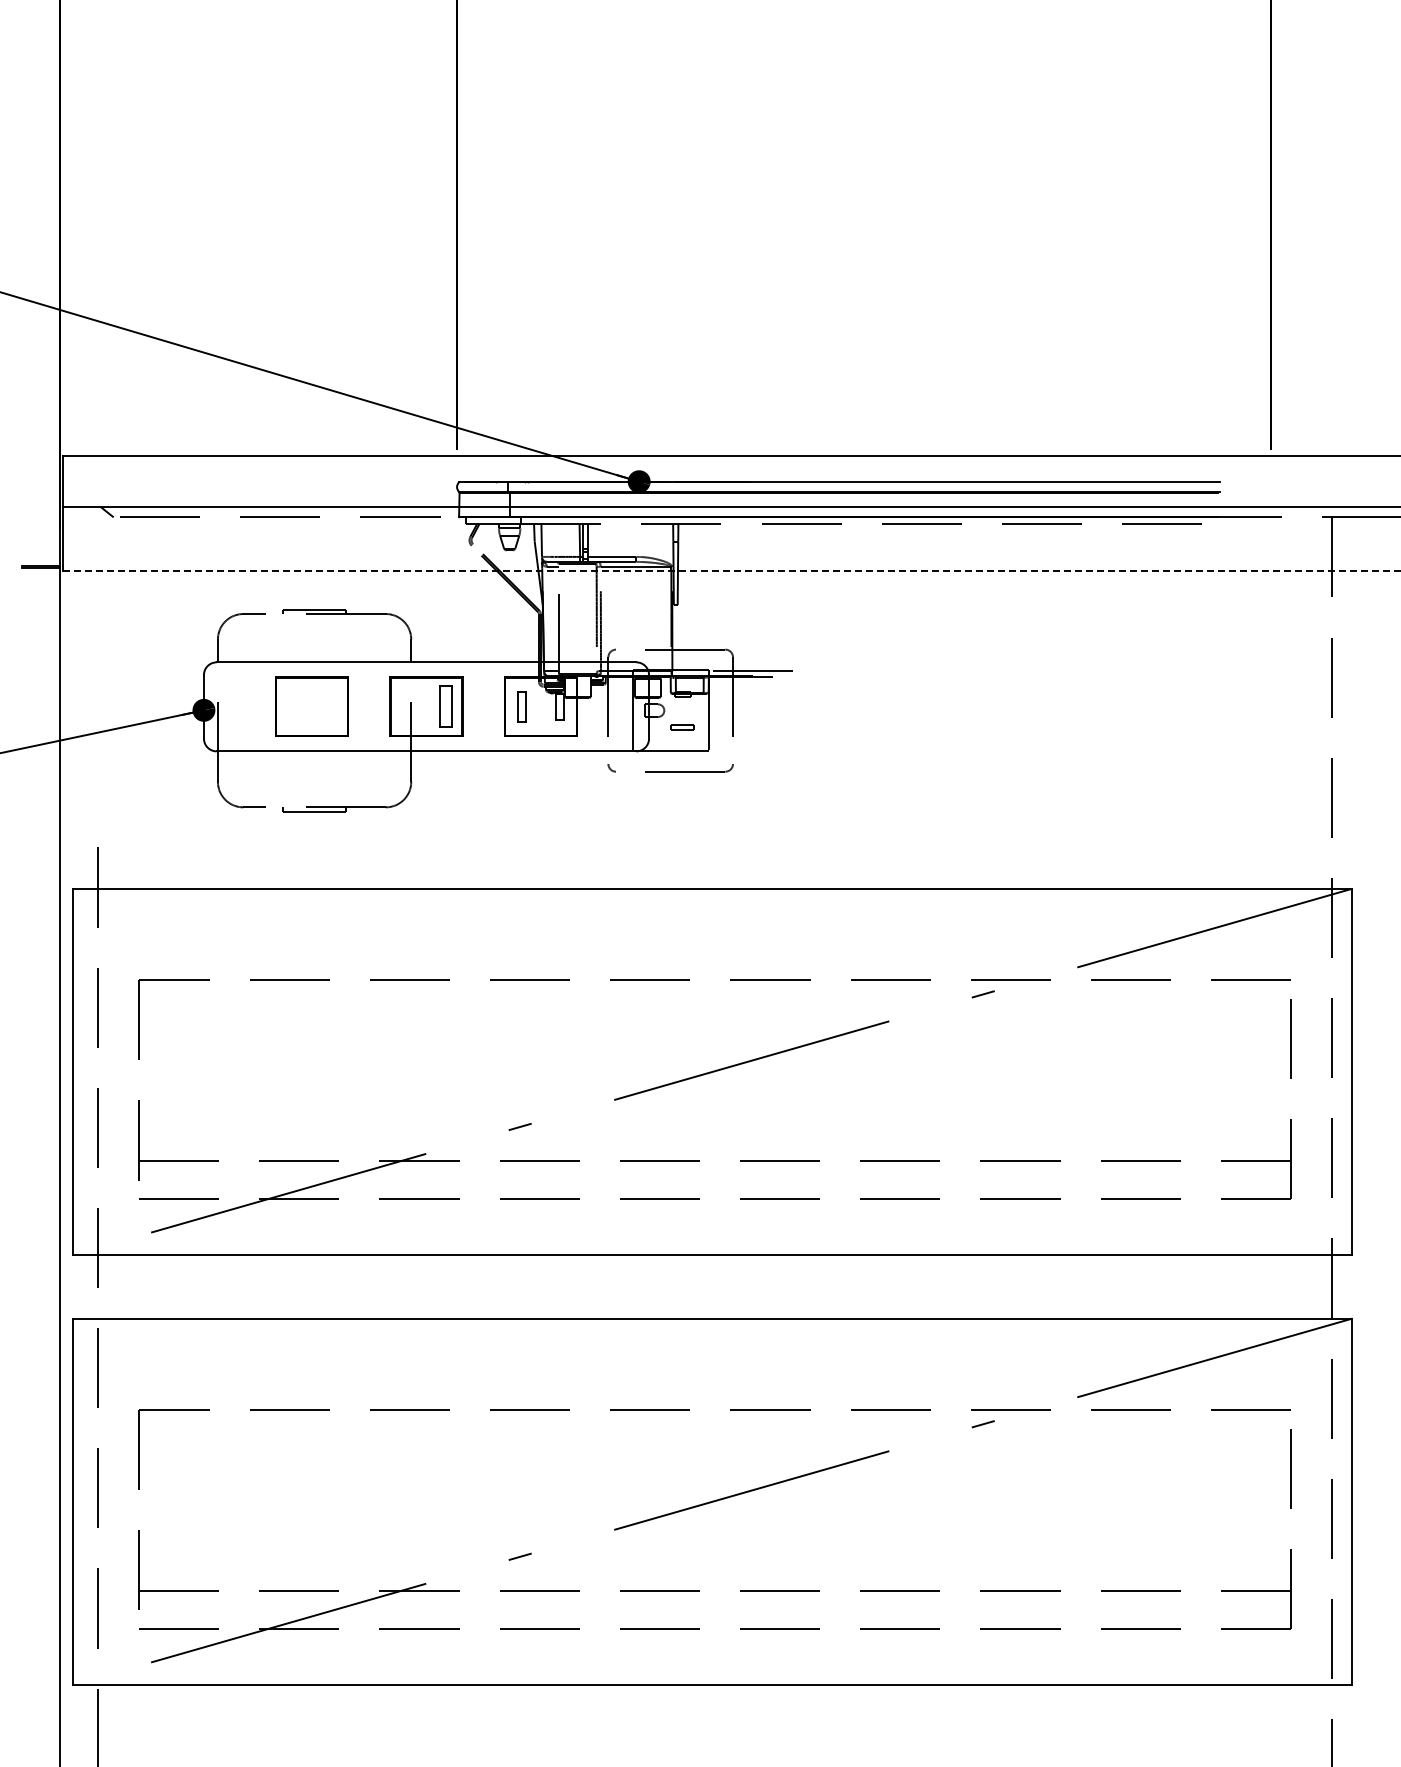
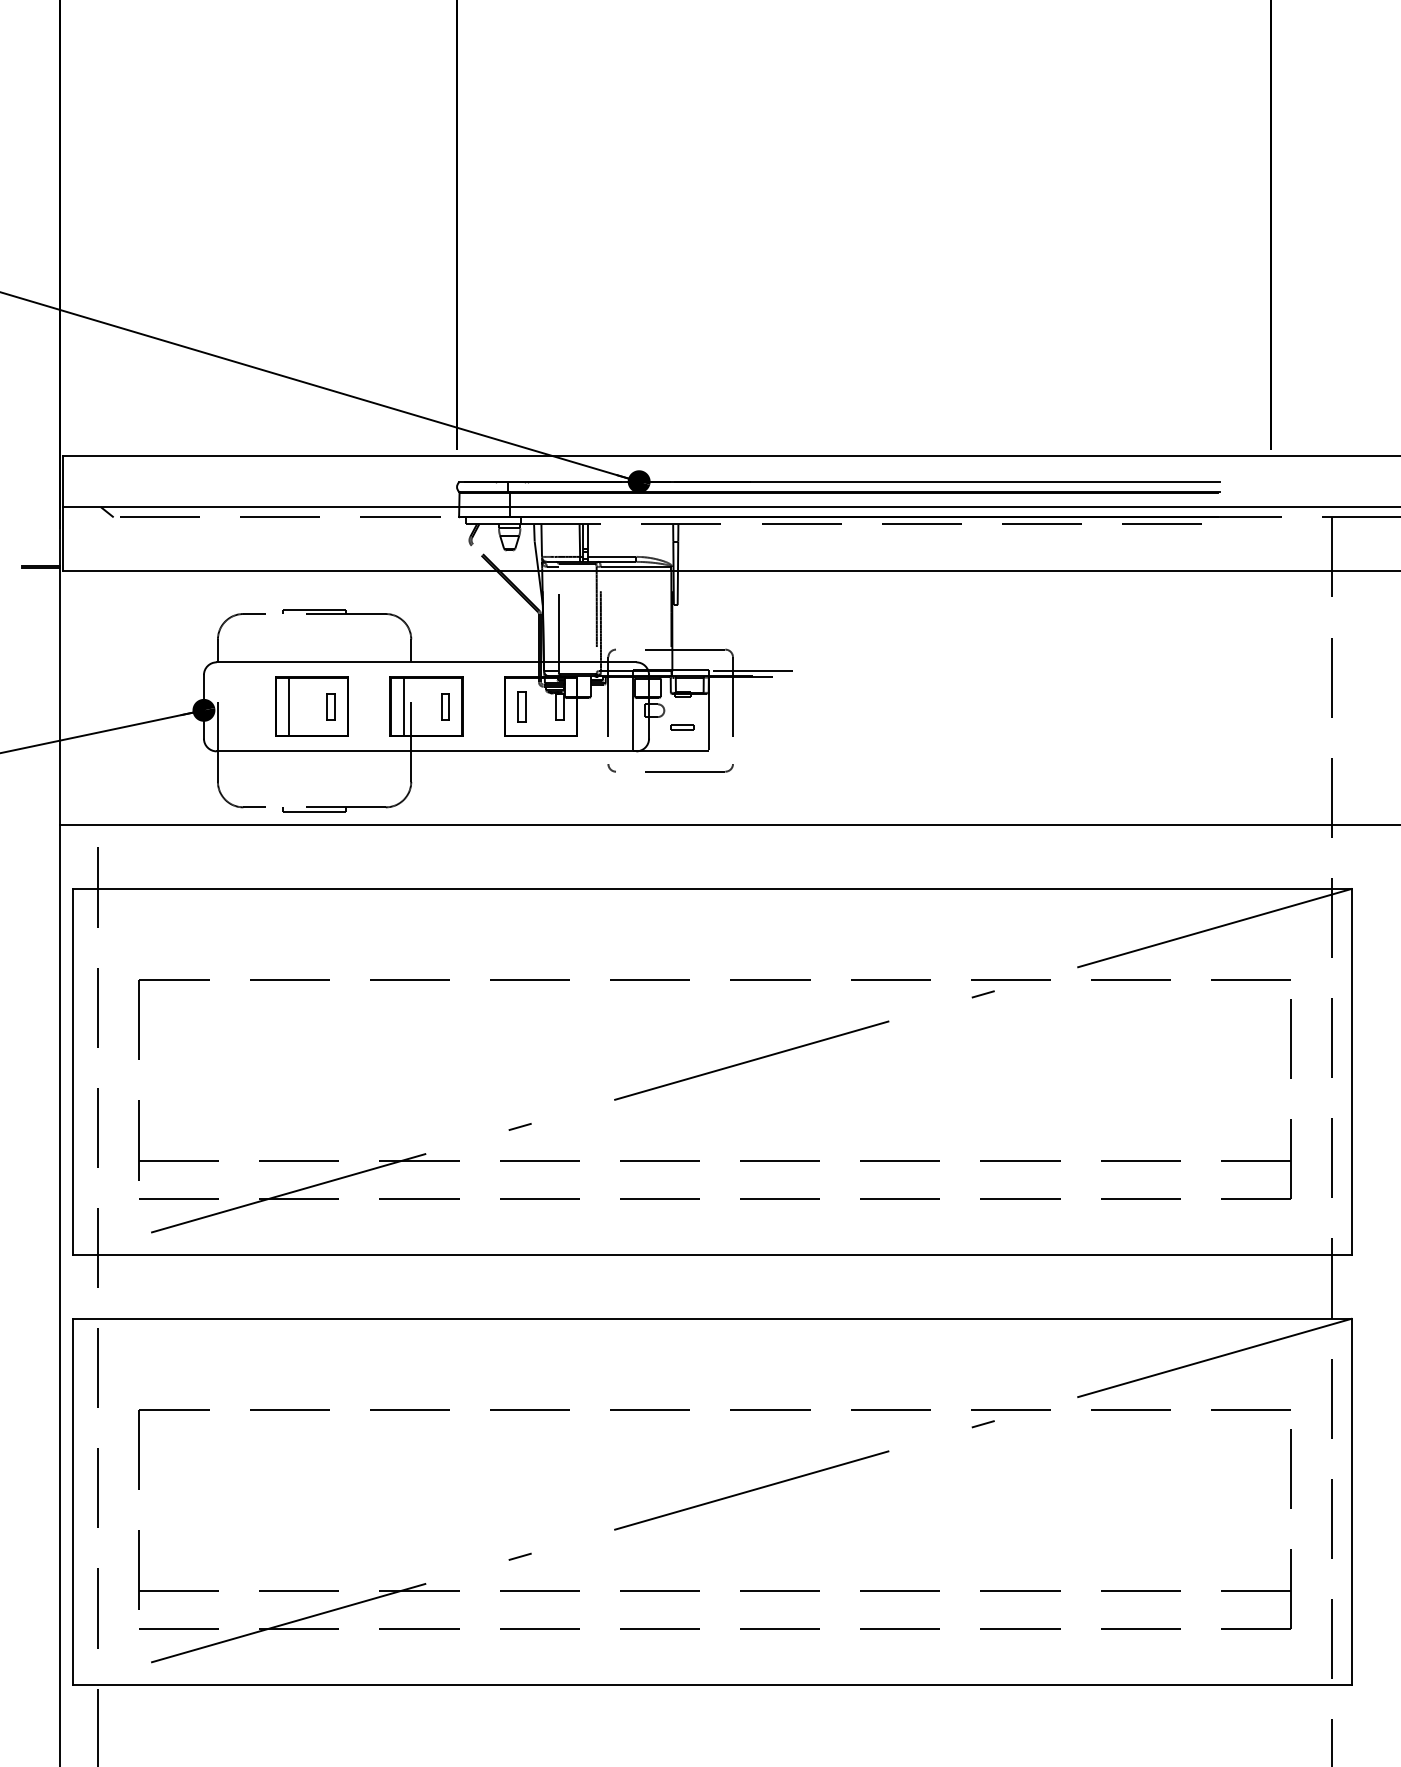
line: dashed -> solid (731, 570)
line: none -> present (289, 706)
part: none -> present (330, 706)
line: none -> present (403, 706)
part size: 14x43 px -> 9x28 px (445, 706)
line: none -> present (728, 825)
